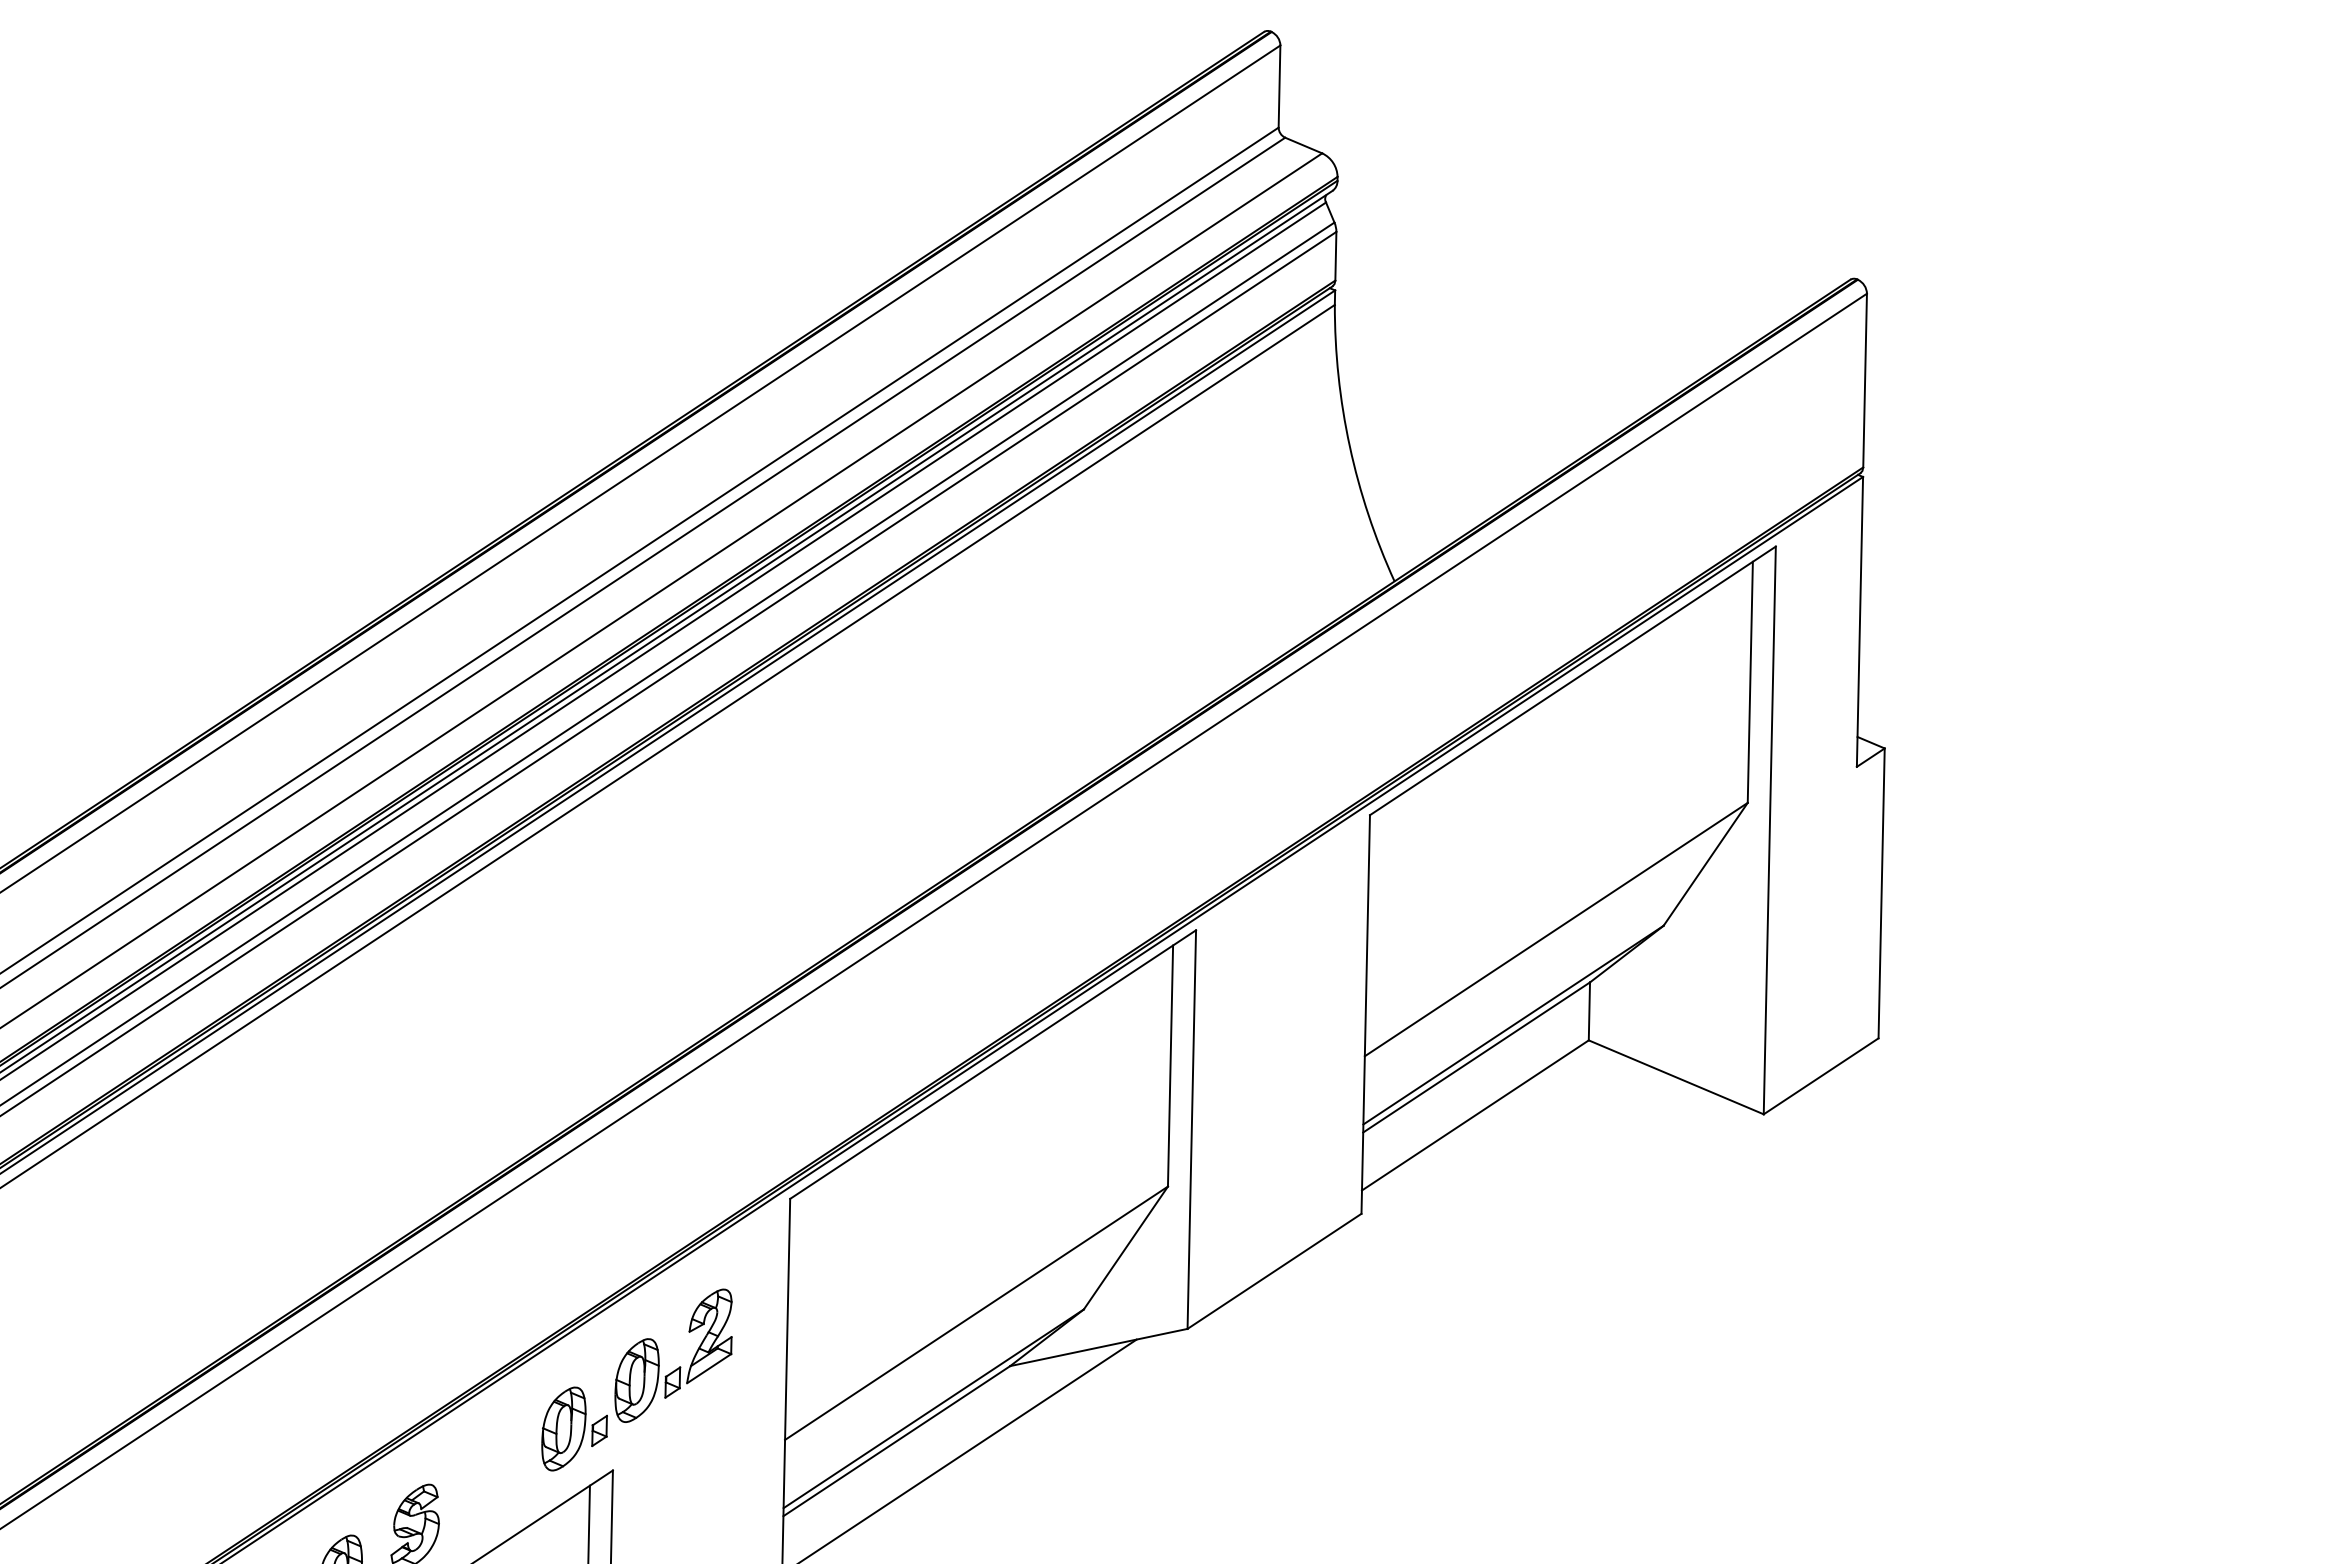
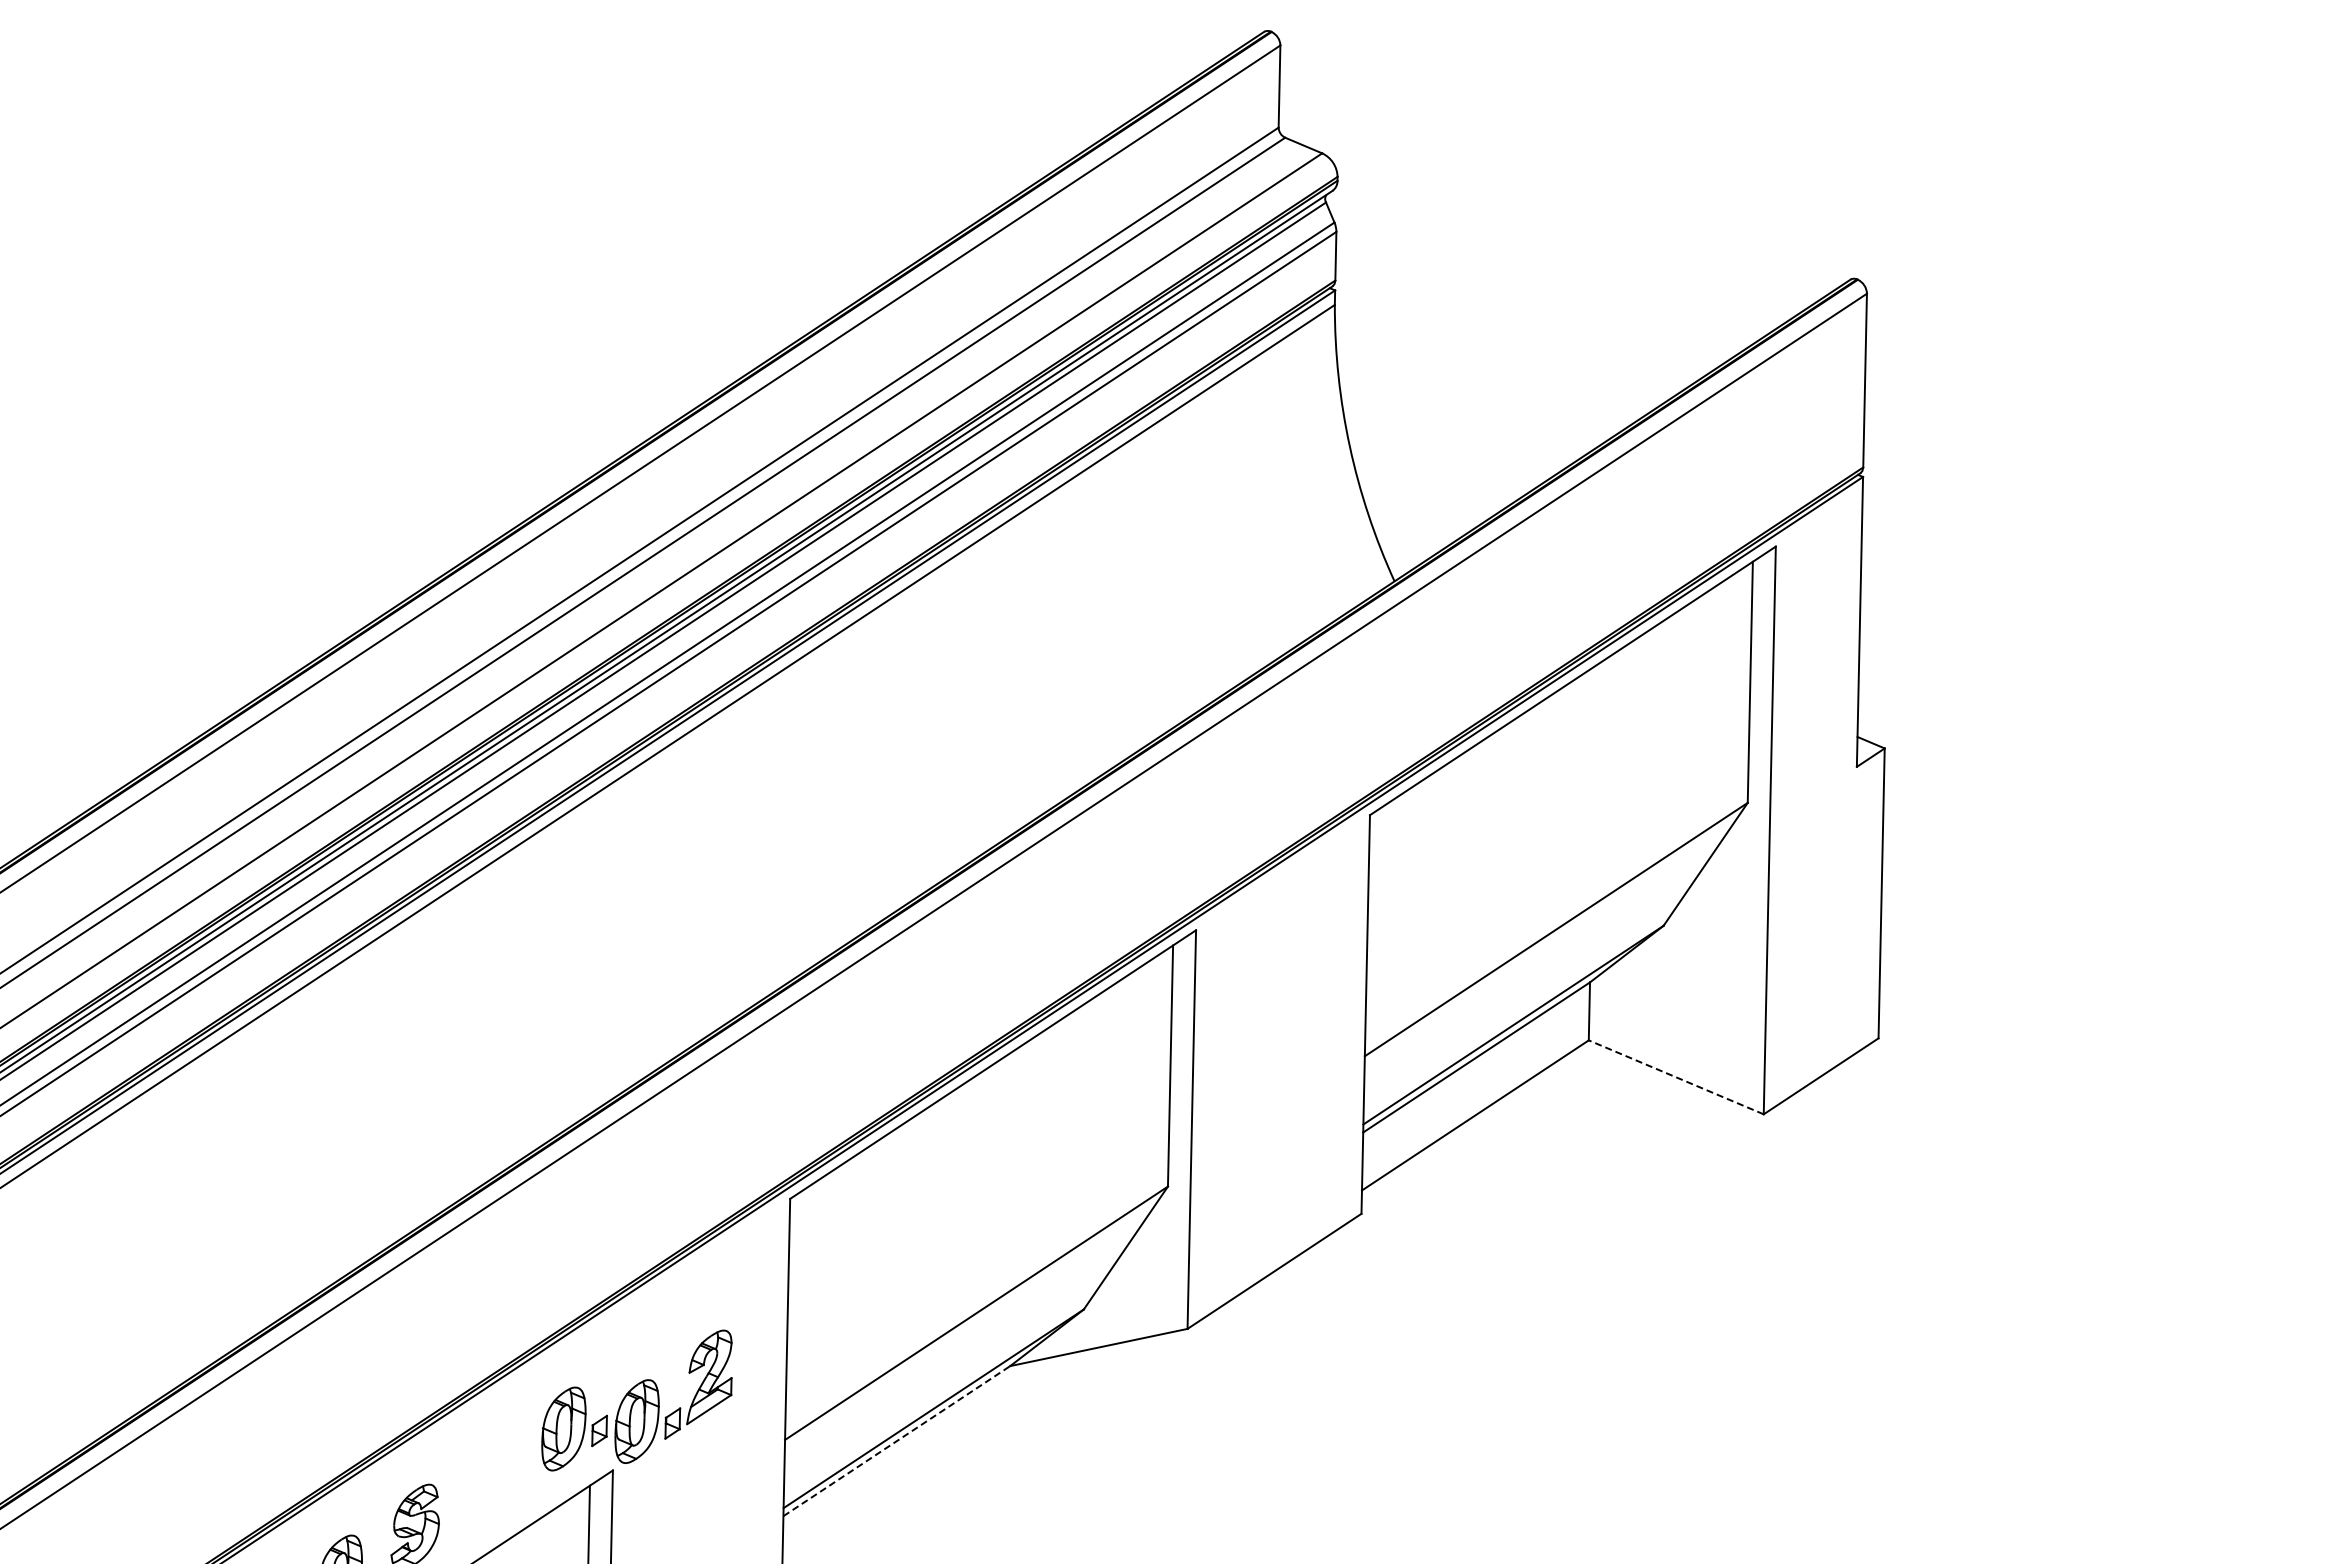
line: solid -> dashed (1676, 1077)
part position: (679, 1366) -> (679, 1407) (679, 1407)
line: solid -> dashed (896, 1441)
line: present -> none (969, 1449)
